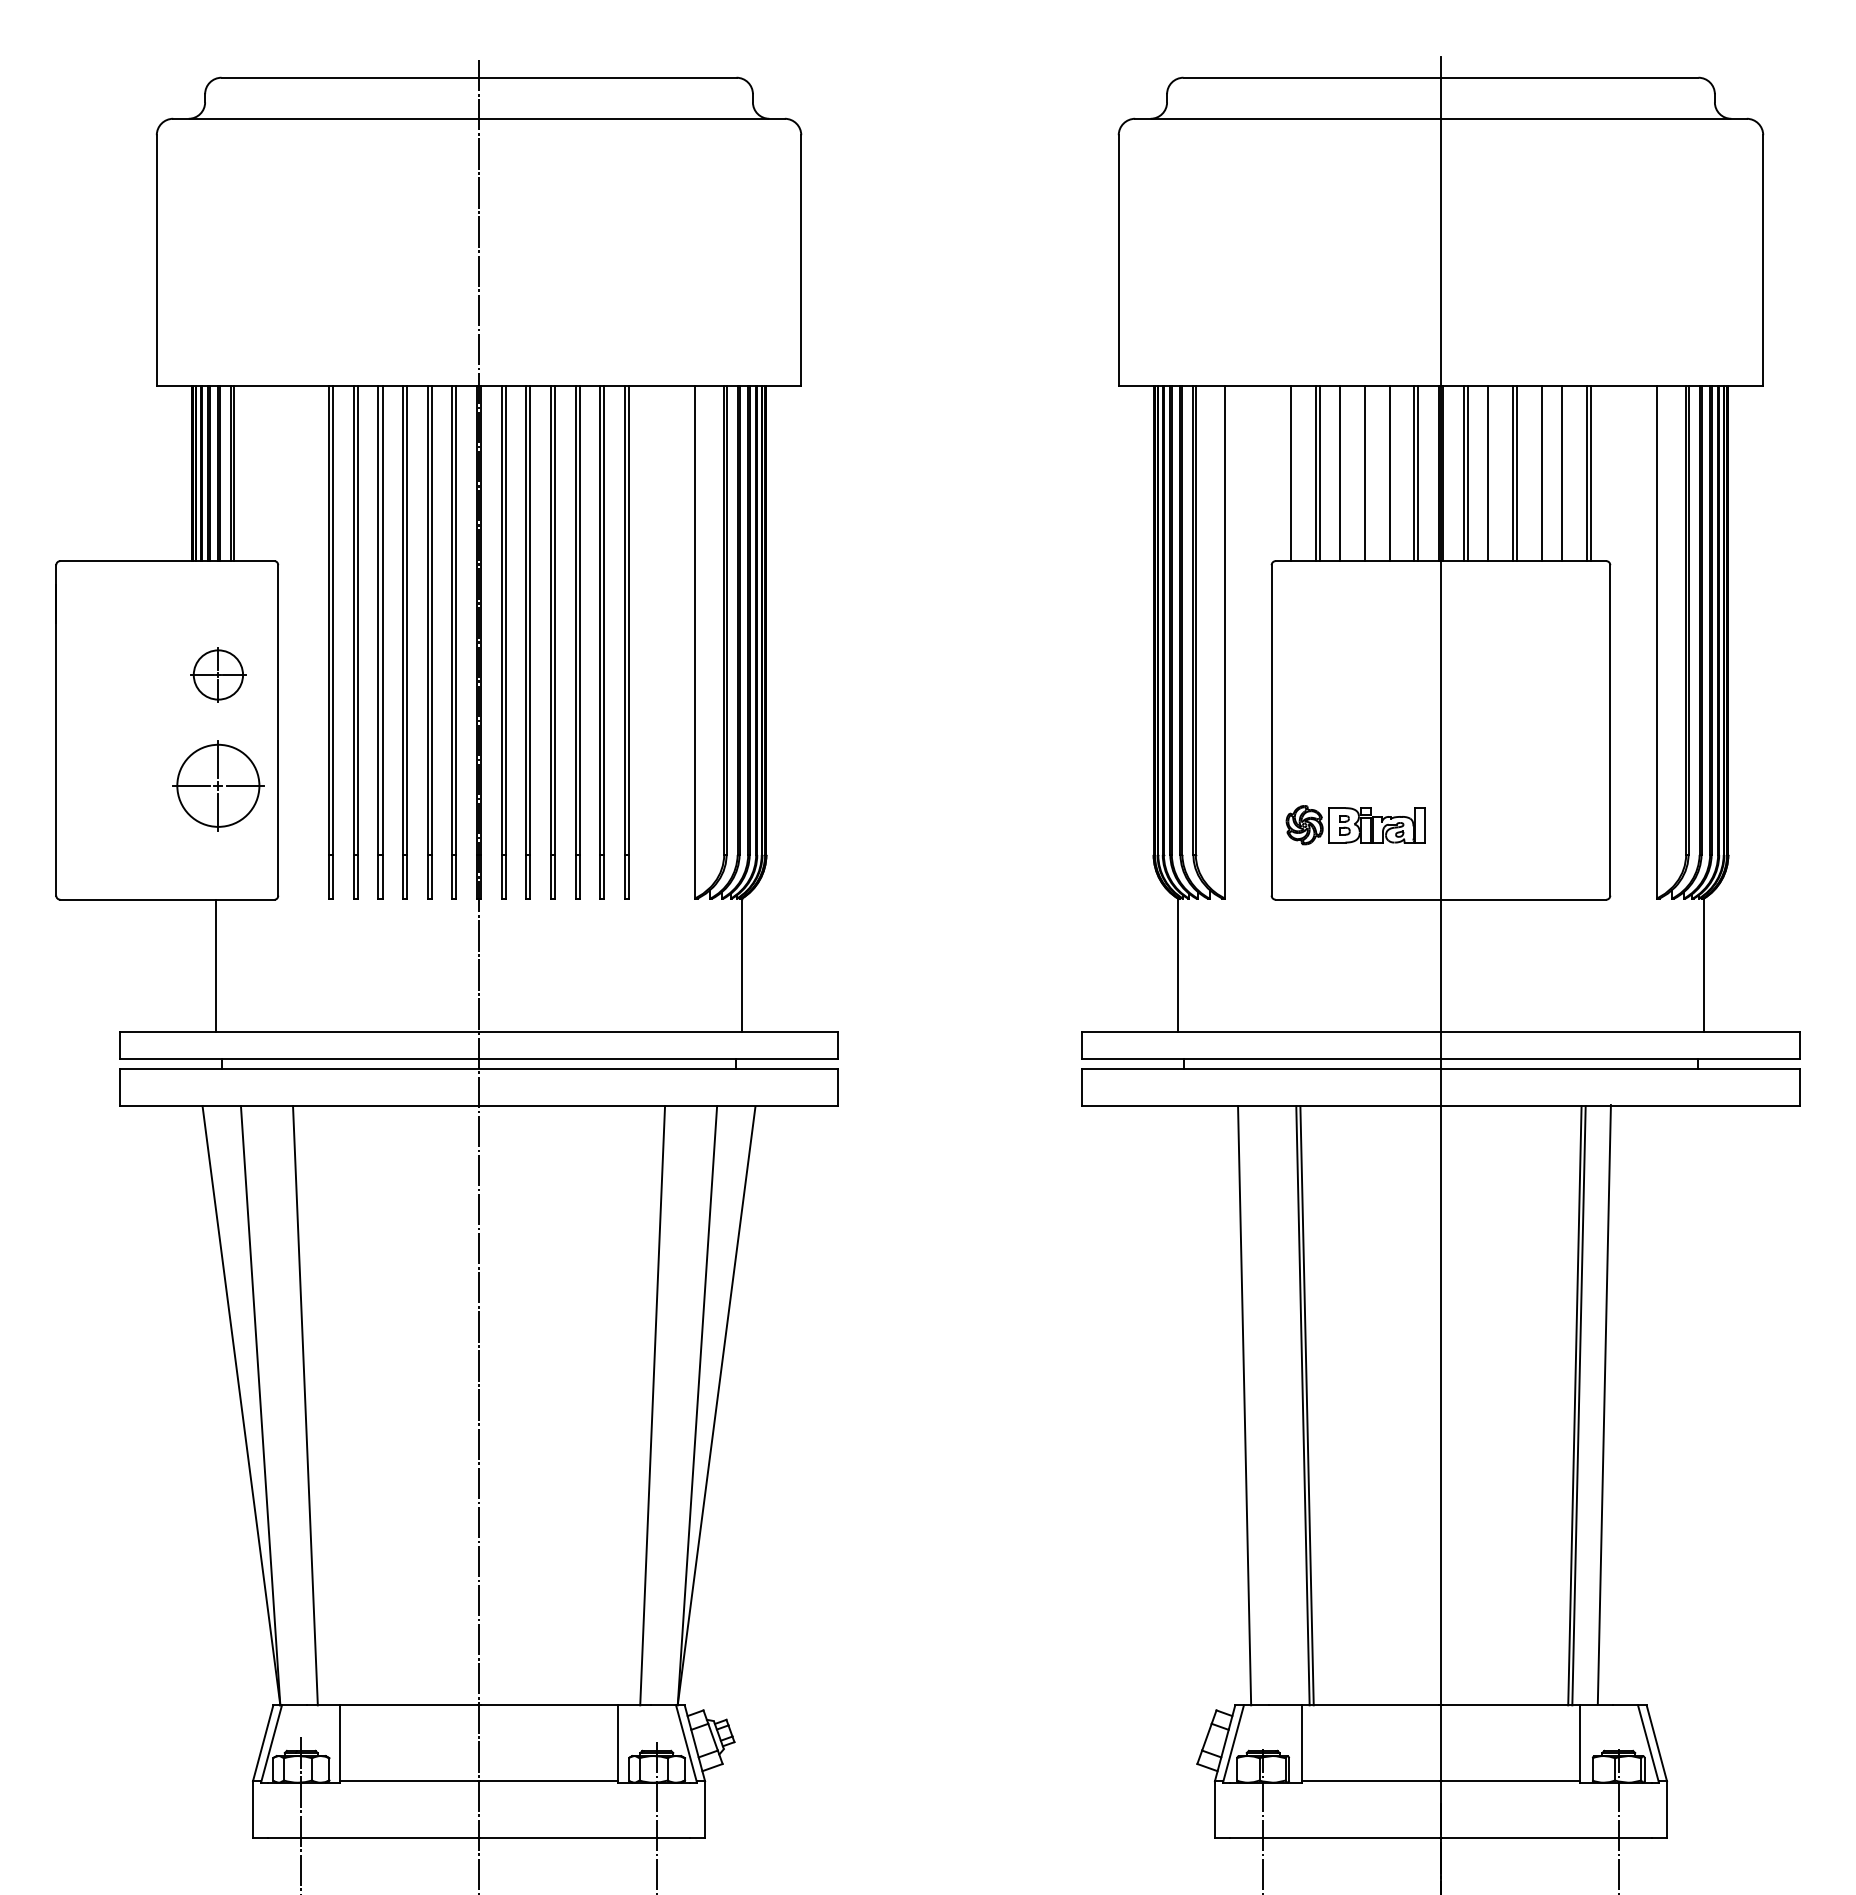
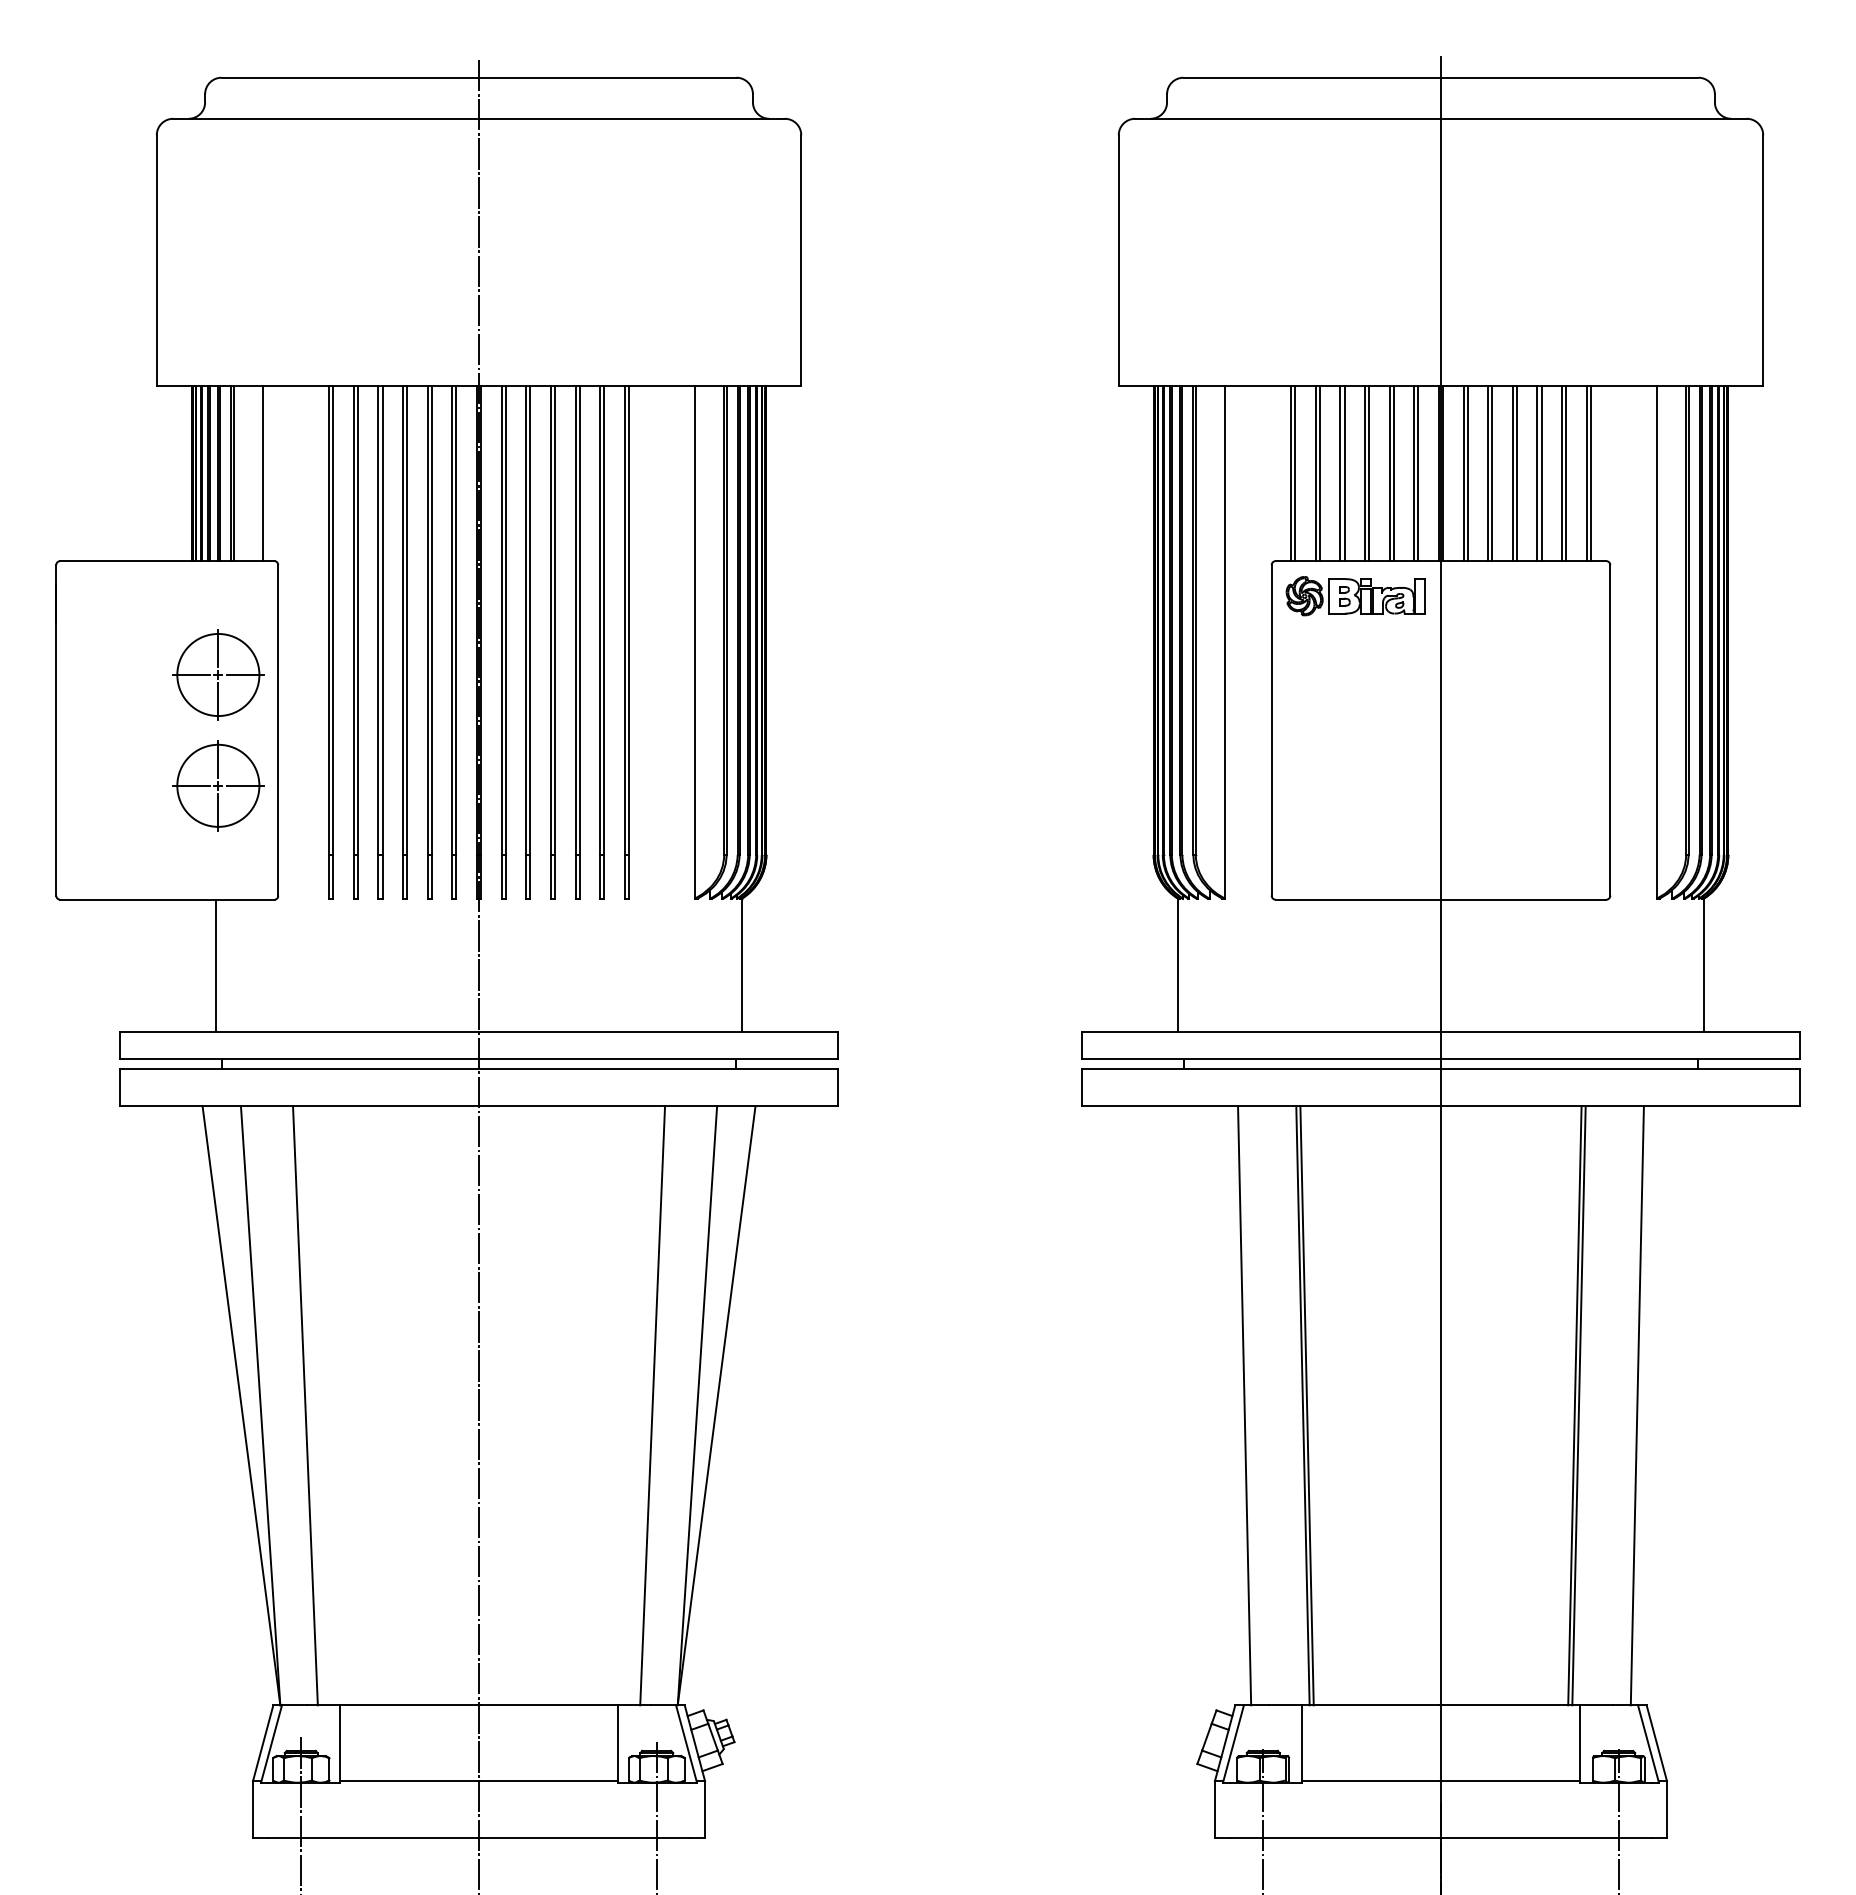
line: none -> present (263, 473)
line: none -> present (1295, 473)
line: none -> present (1344, 473)
line: none -> present (1369, 473)
line: none -> present (1393, 473)
line: none -> present (1492, 473)
line: none -> present (1537, 473)
line: none -> present (1566, 473)
part size: 57x56 px -> 93x92 px (218, 674)
part position: (1355, 825) -> (1355, 596) (1355, 596)
line position: (1603, 1404) -> (1636, 1405) (1636, 1405)
